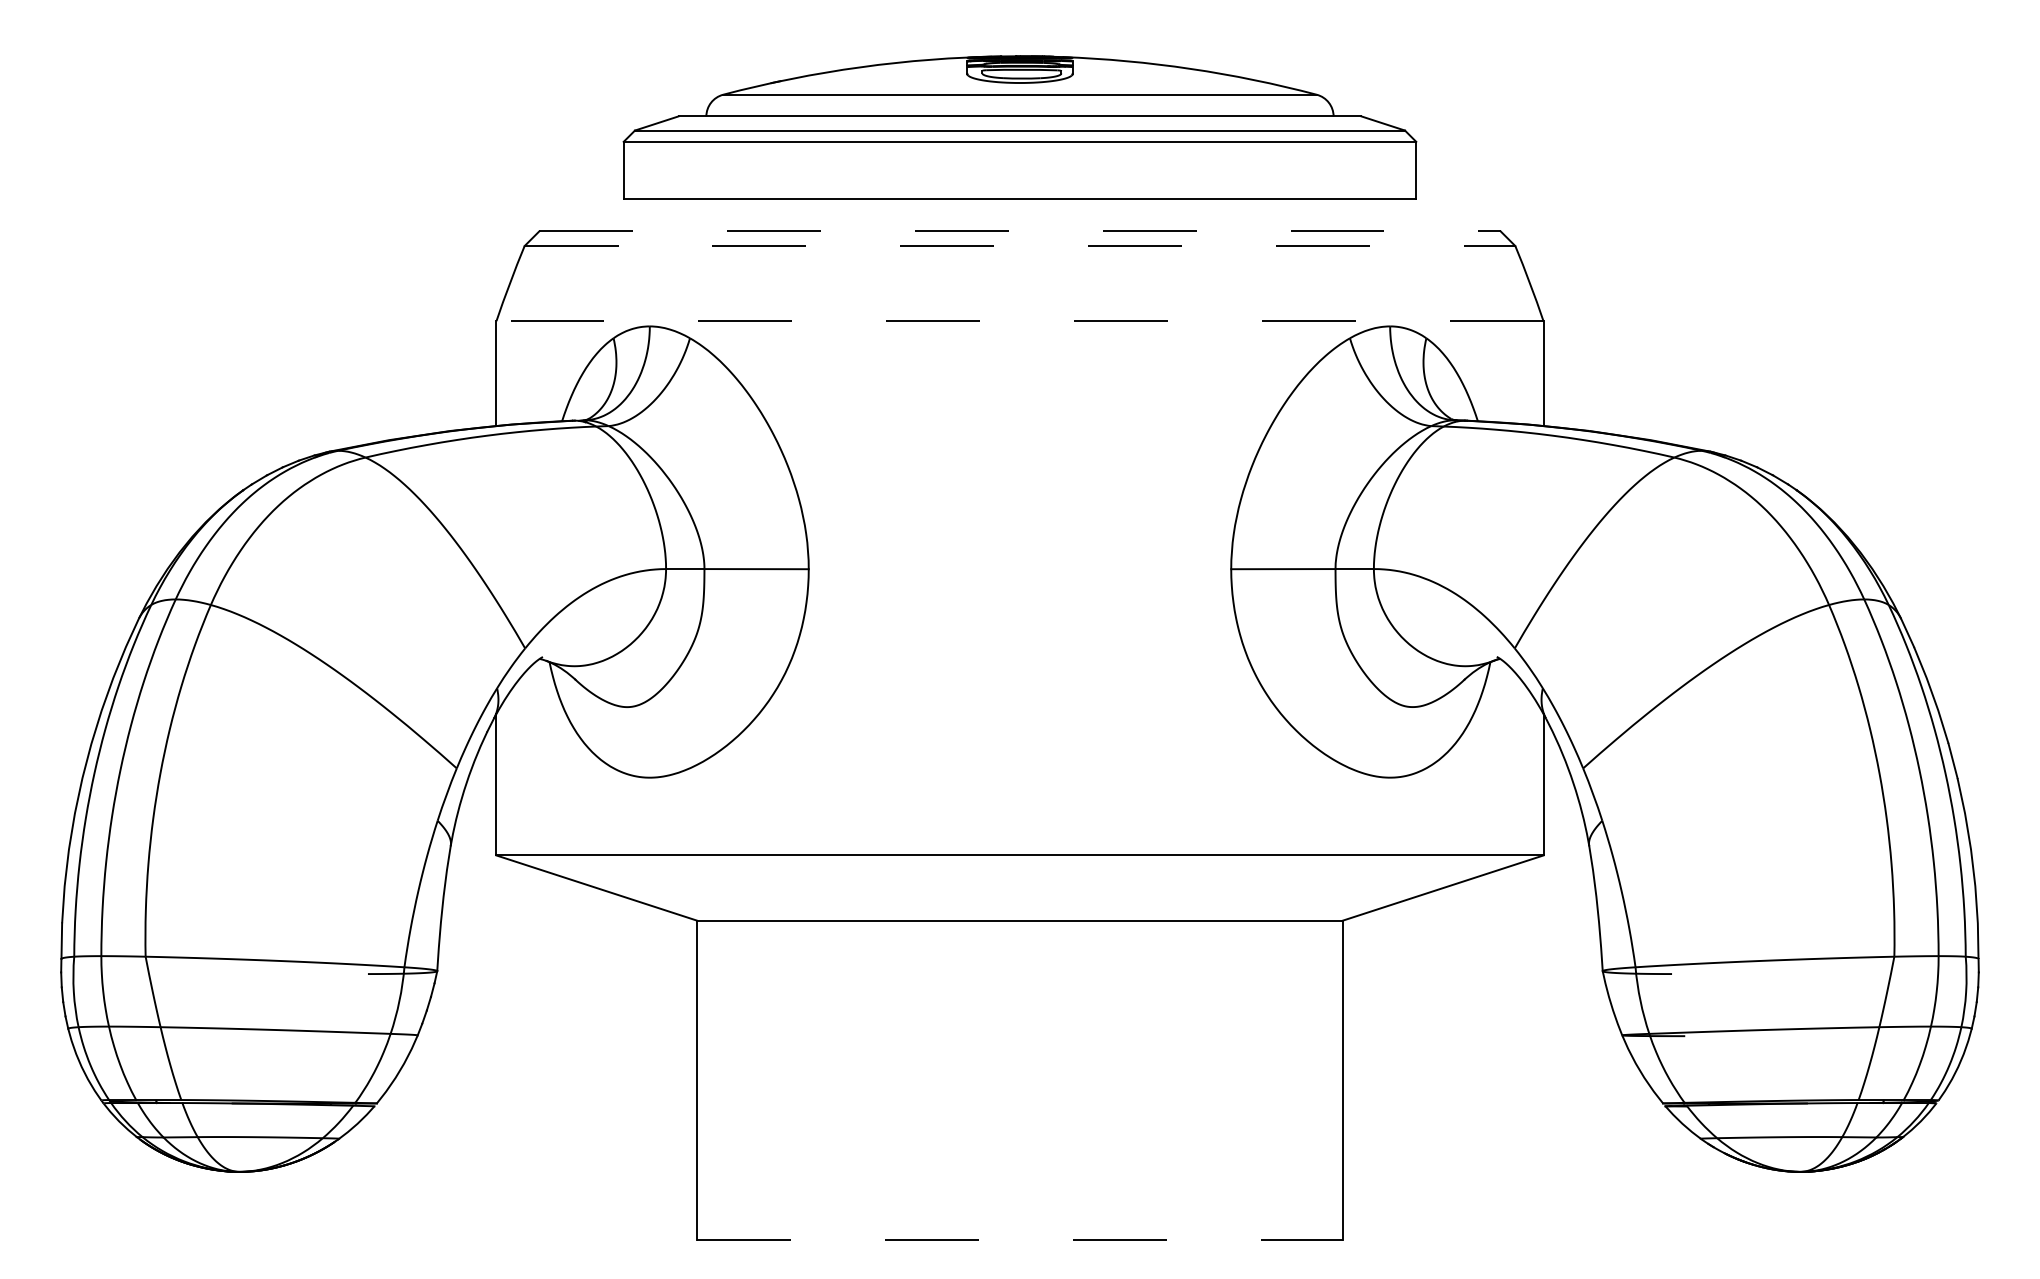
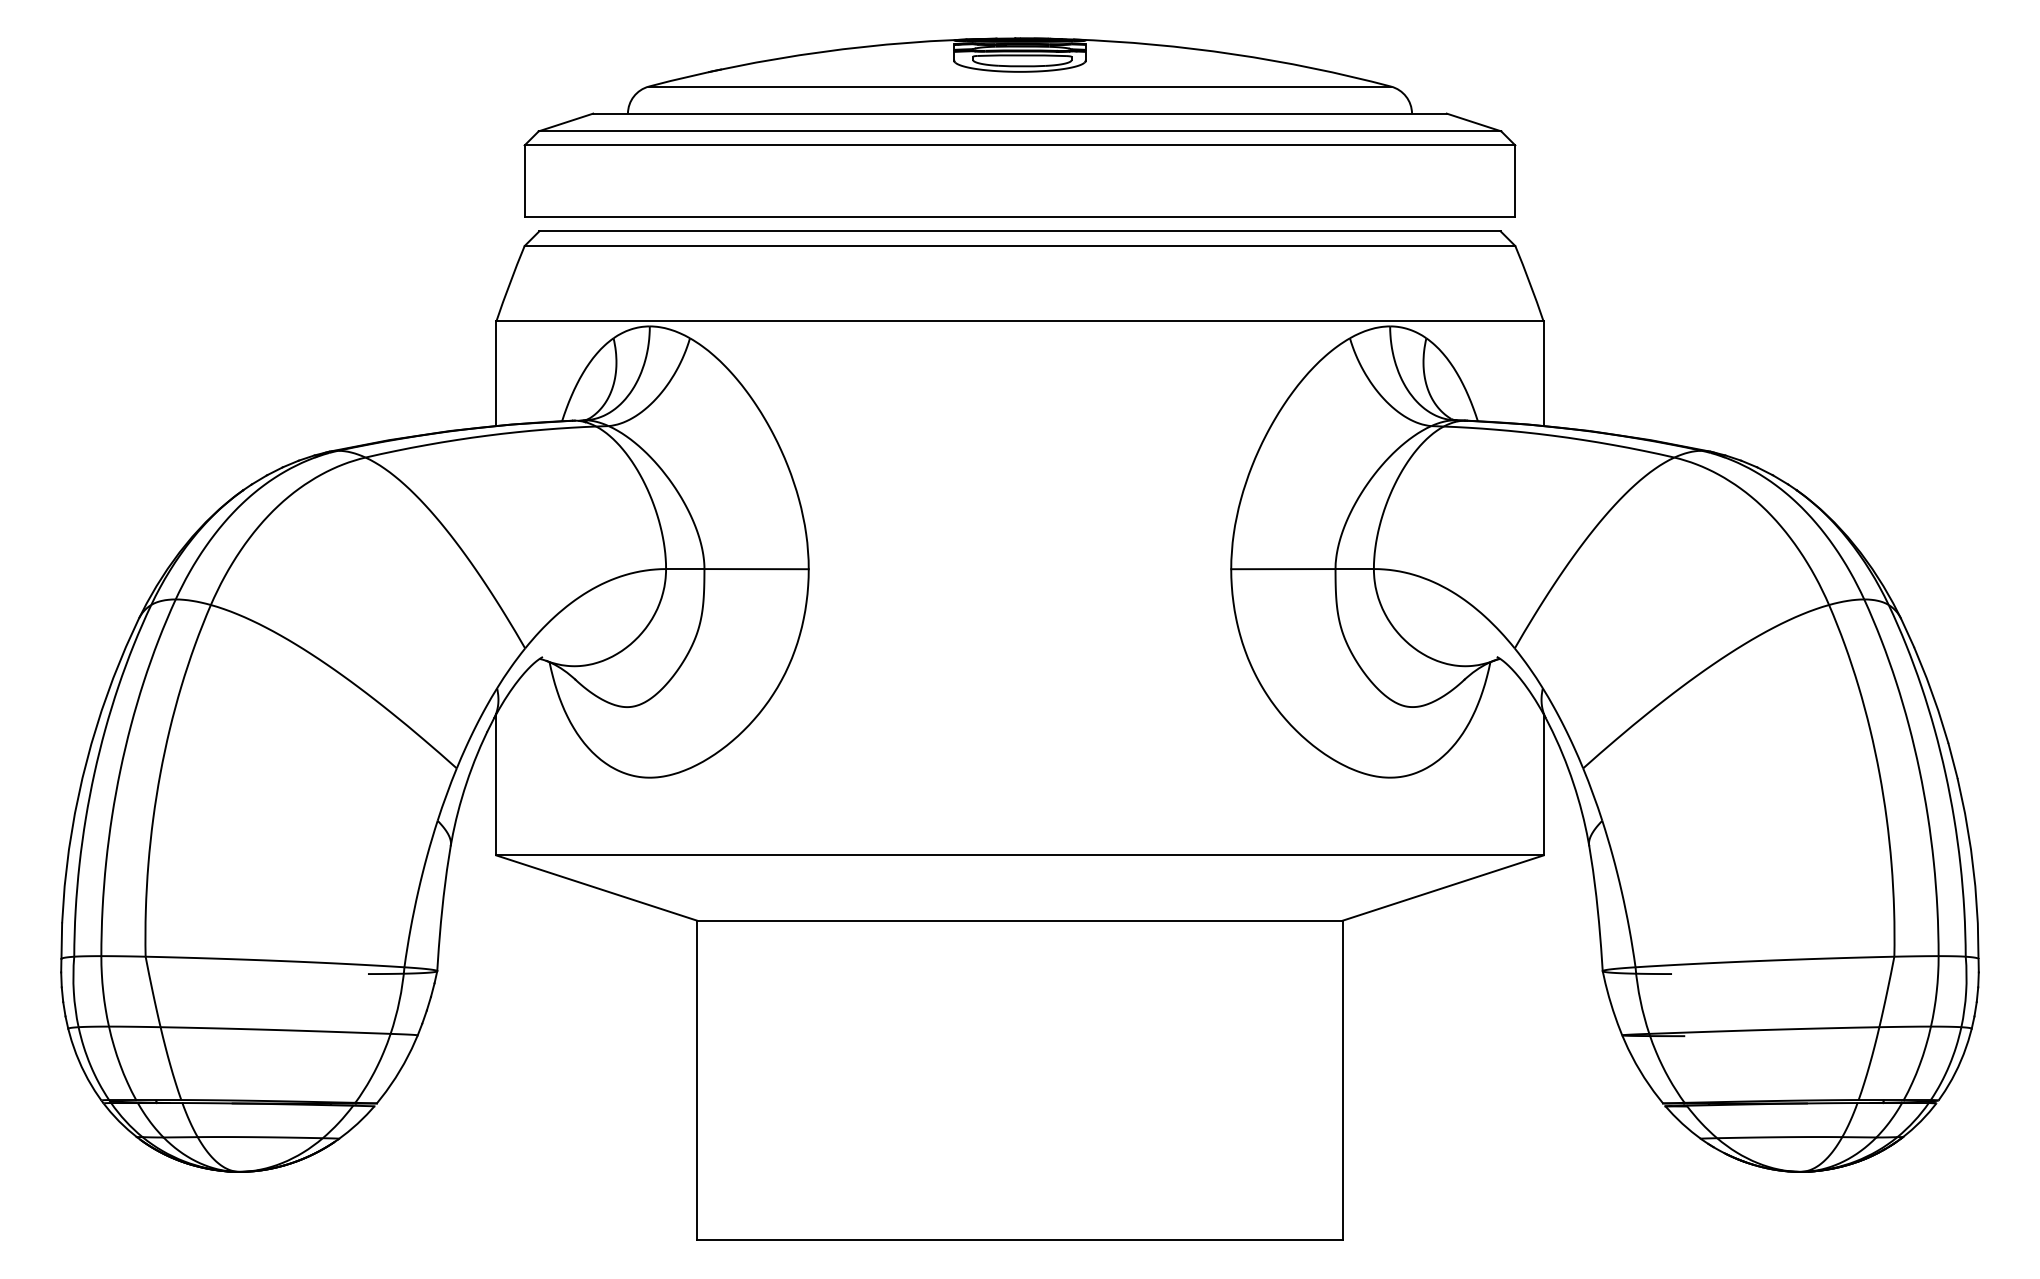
part size: 796x145 px -> 994x181 px (1019, 127)
line: dashed -> solid (1020, 231)
line: dashed -> solid (1020, 246)
line: dashed -> solid (1020, 321)
line: dashed -> solid (1020, 1240)
